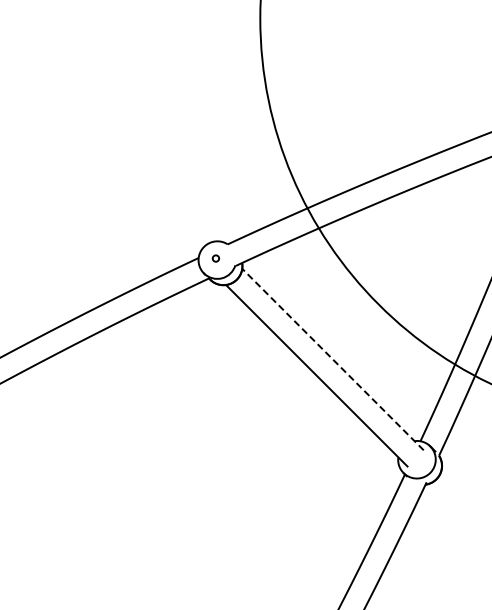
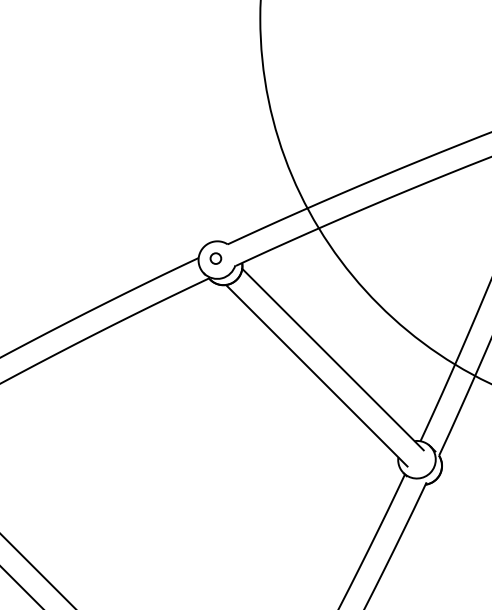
circle size: 9x9 px -> 14x13 px (215, 258)
line: dashed -> solid (332, 359)
line: none -> present (37, 570)
line: none -> present (21, 586)
